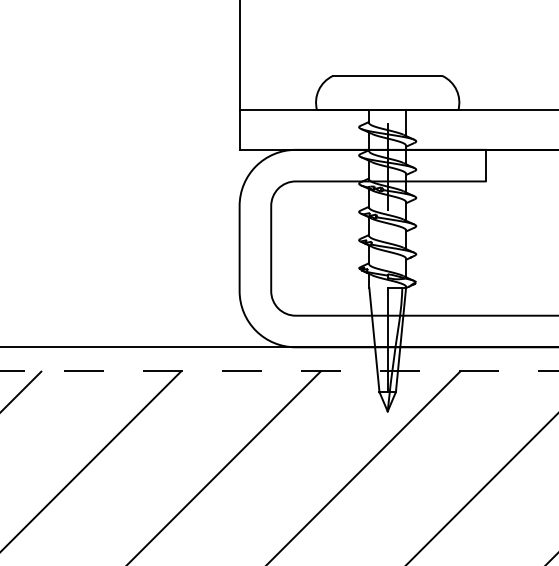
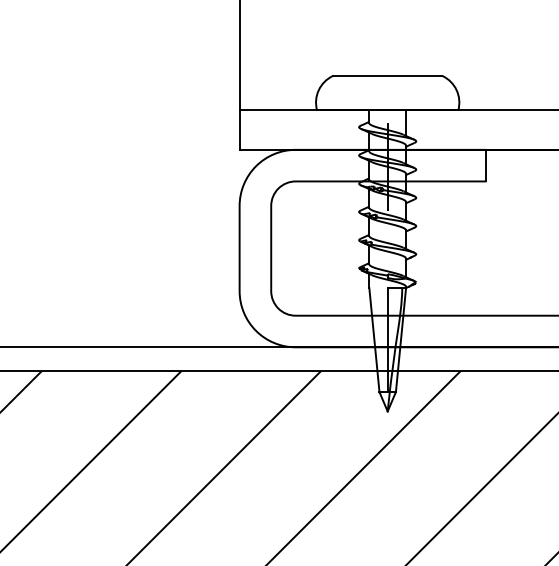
line: dashed -> solid (279, 370)
